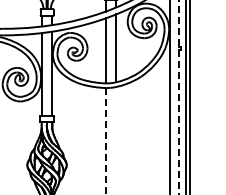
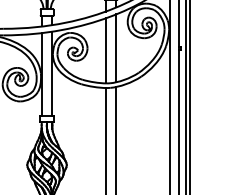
line: dashed -> solid (179, 98)
line: none -> present (116, 138)
line: dashed -> solid (105, 141)
